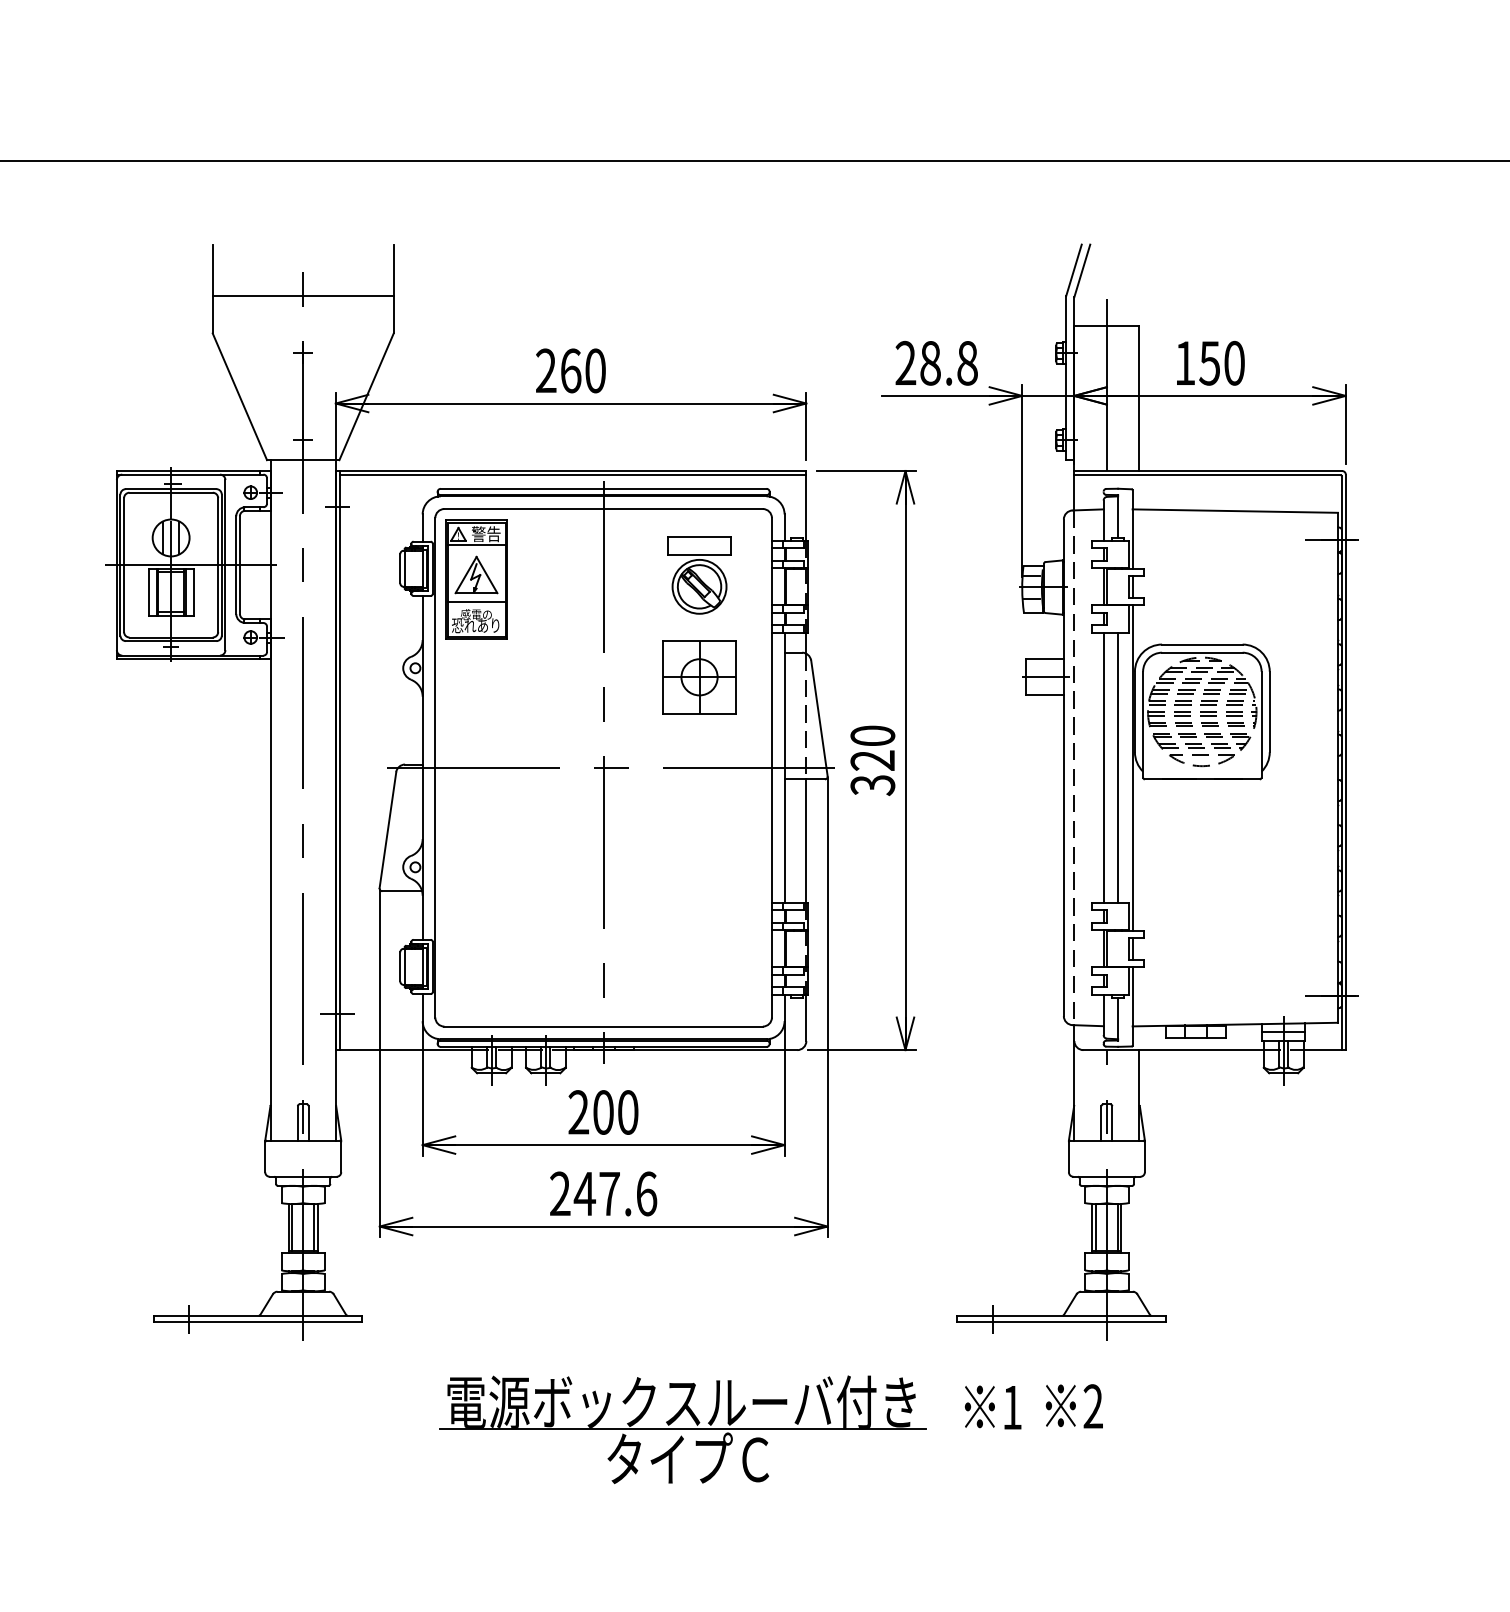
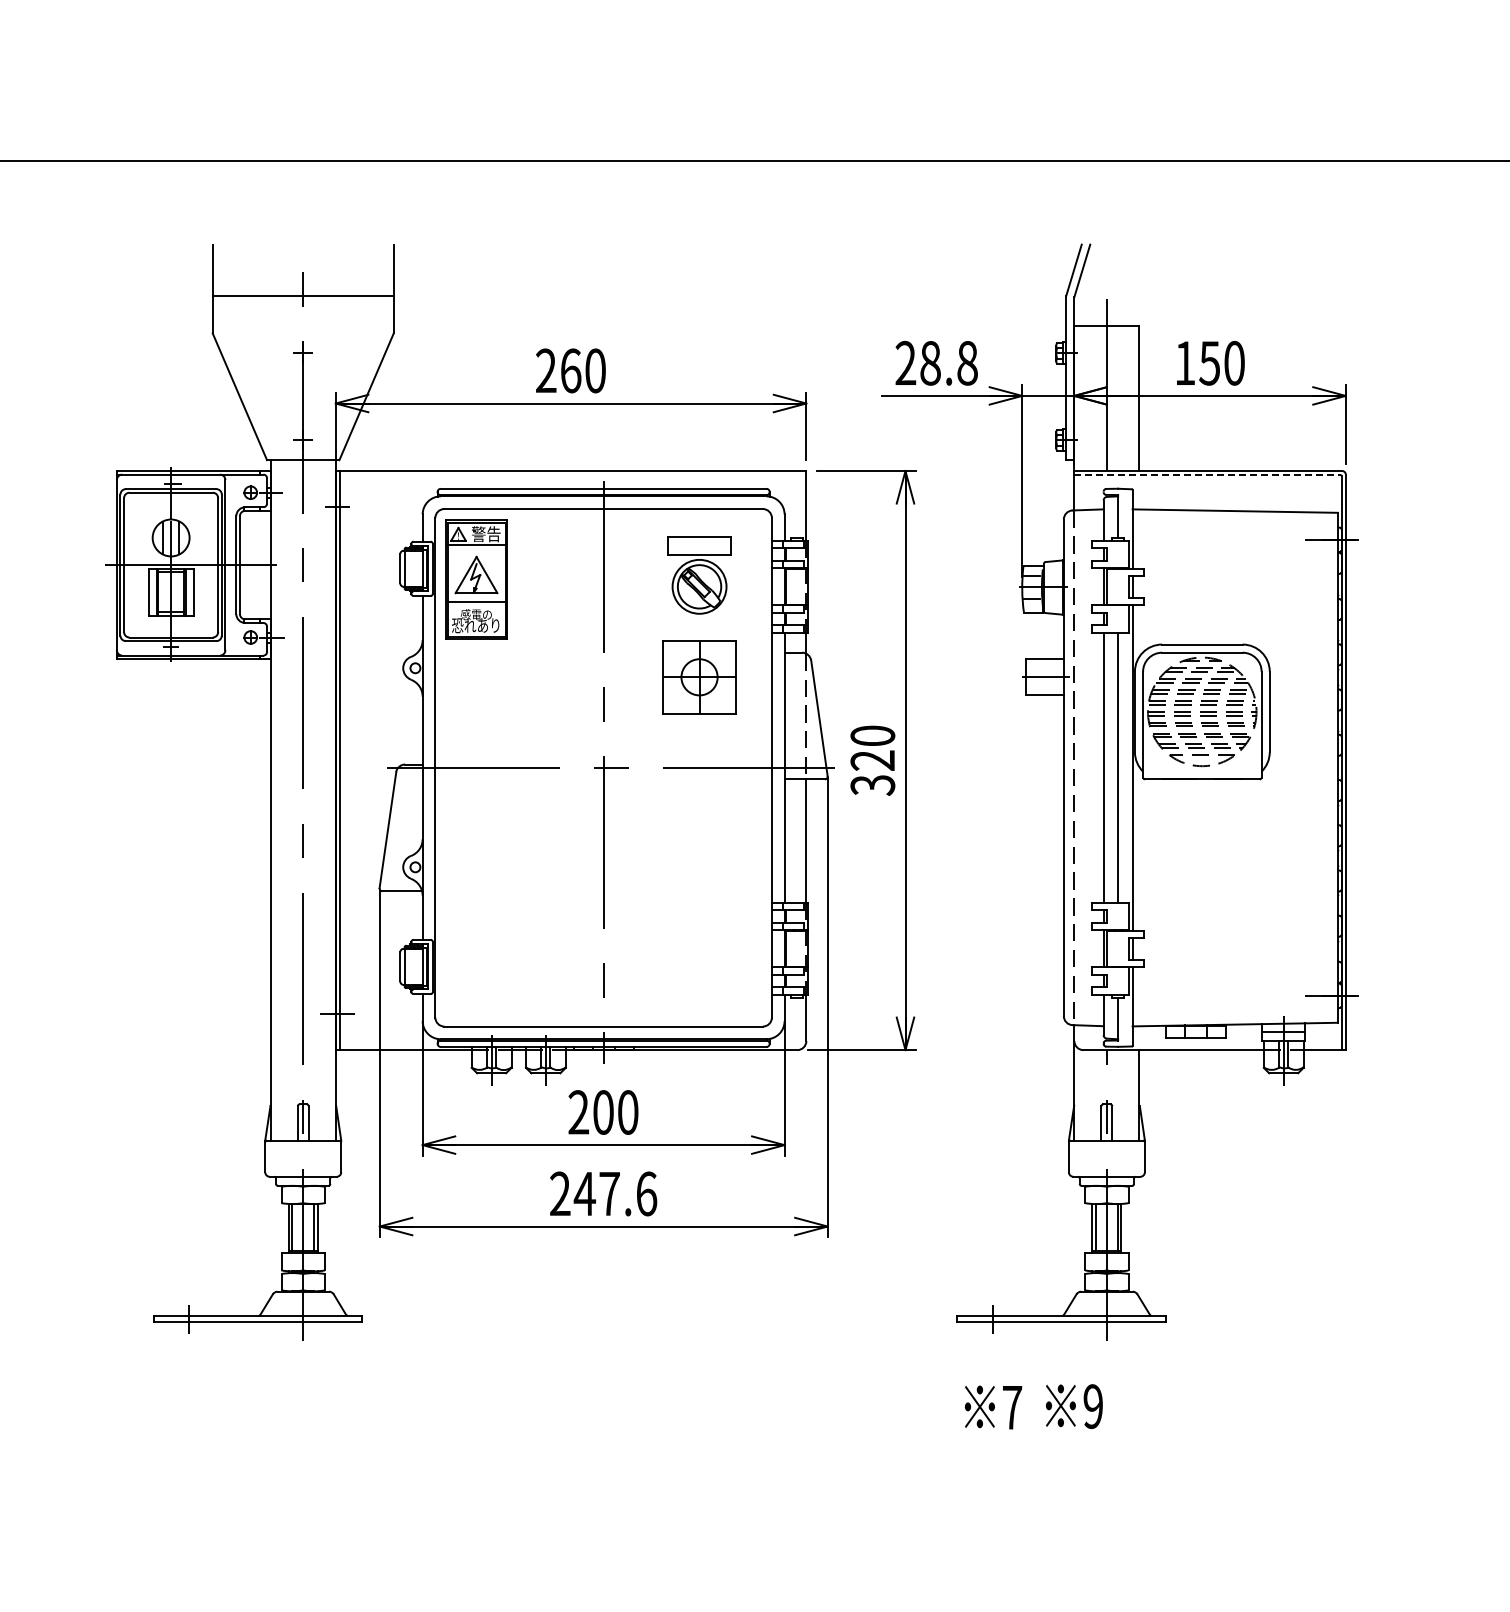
line: present -> none (573, 475)
line: solid -> dashed (1208, 475)
text: 2 -> 9 (1092, 1406)
text: 1 -> 7 (1012, 1407)
part: present -> none (682, 1429)
